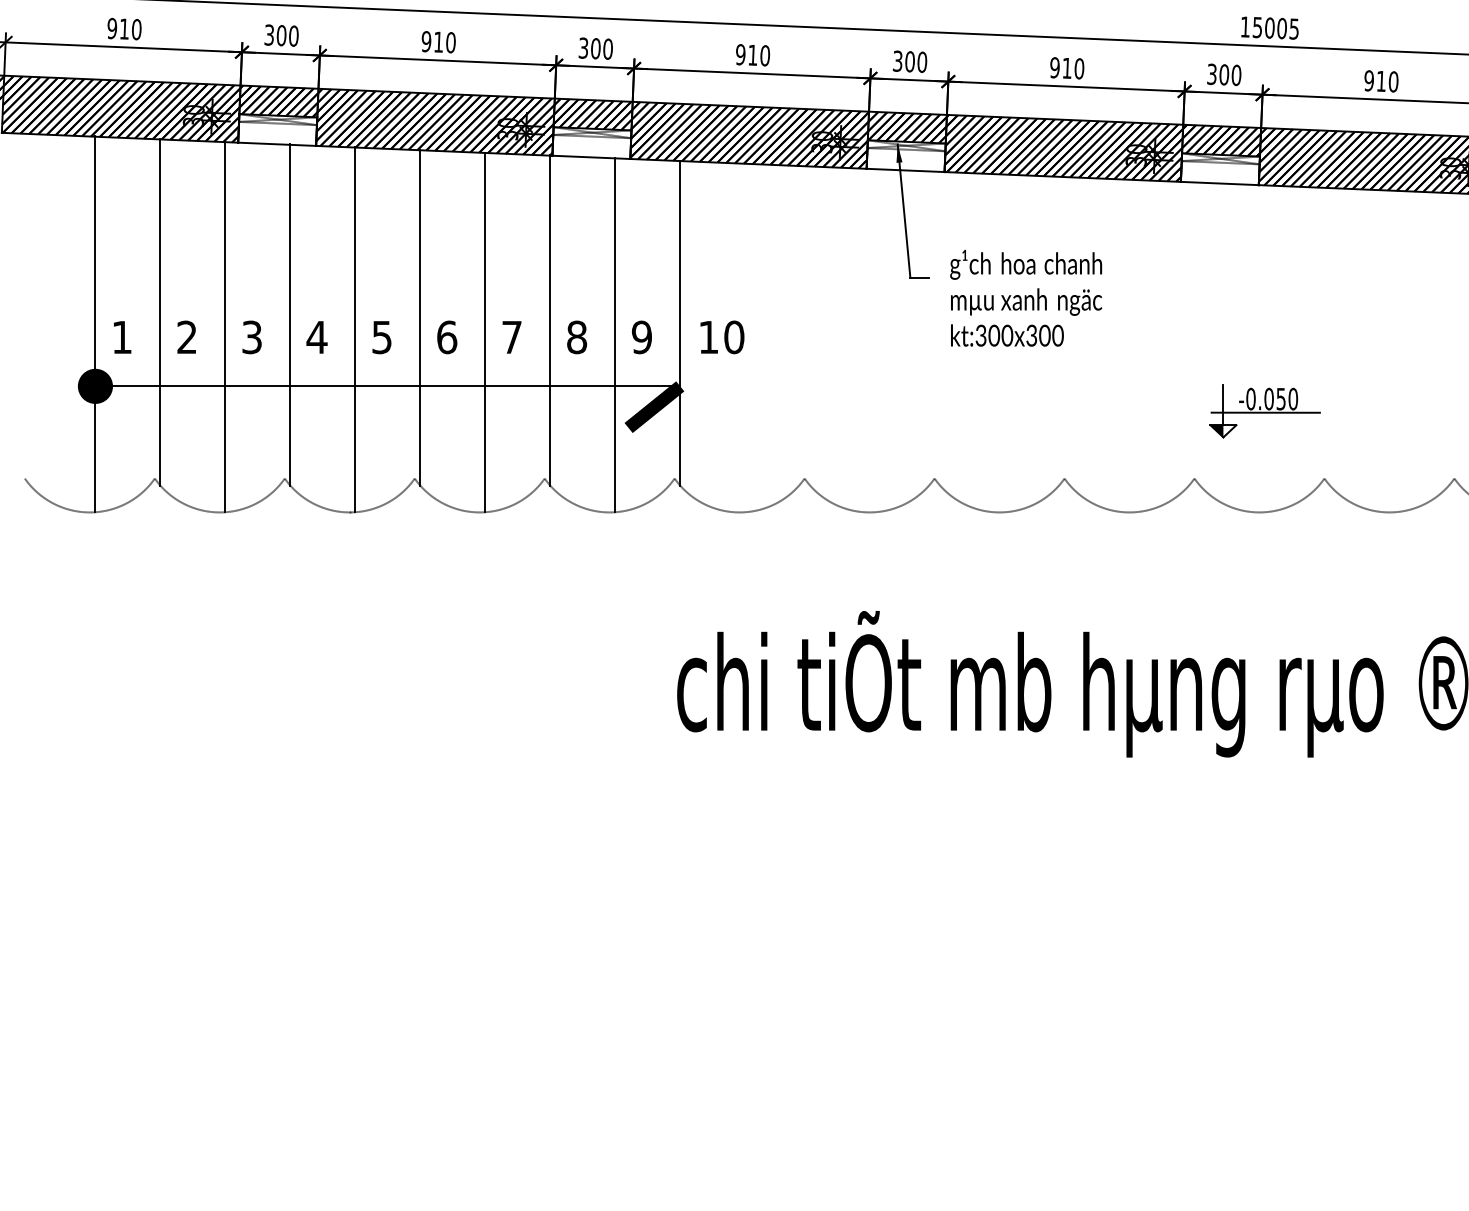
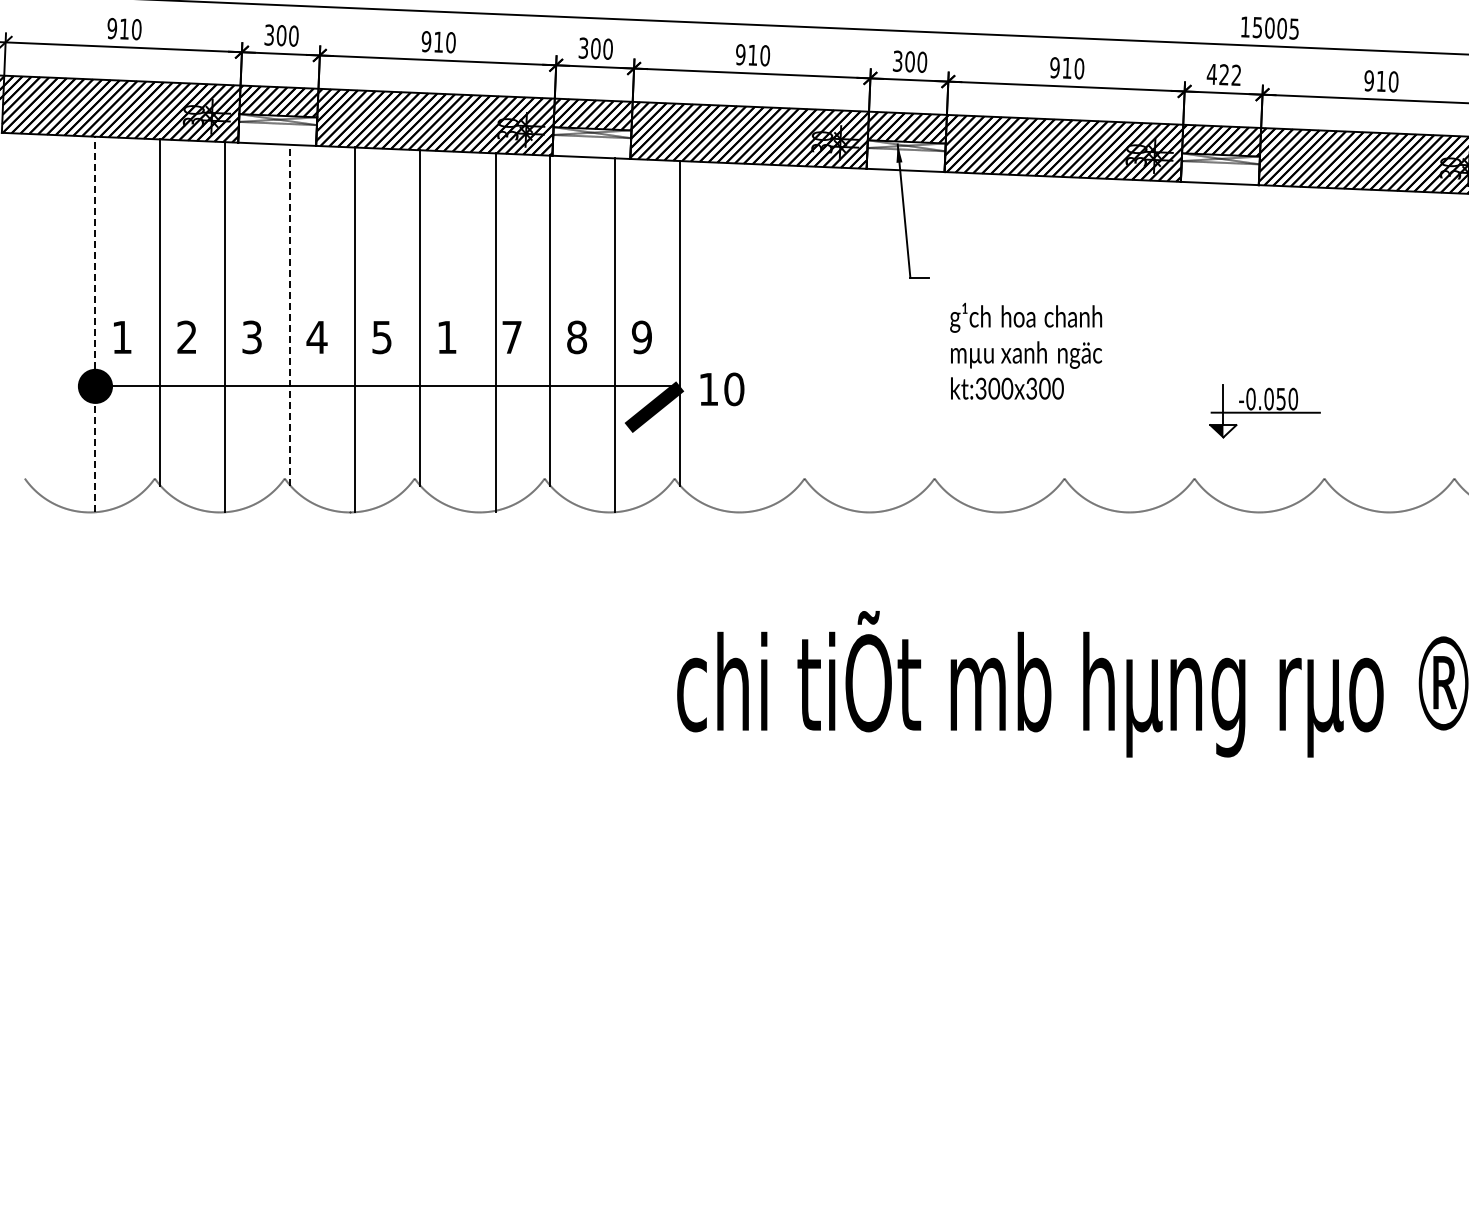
text: 300 -> 422 (1223, 74)
text position: (1026, 297) -> (1026, 350) (1026, 350)
line: solid -> dashed (290, 315)
line: solid -> dashed (95, 324)
line position: (485, 332) -> (496, 332) (496, 332)
text: 6 -> 1 (447, 337)
text position: (722, 337) -> (722, 389) (722, 389)
